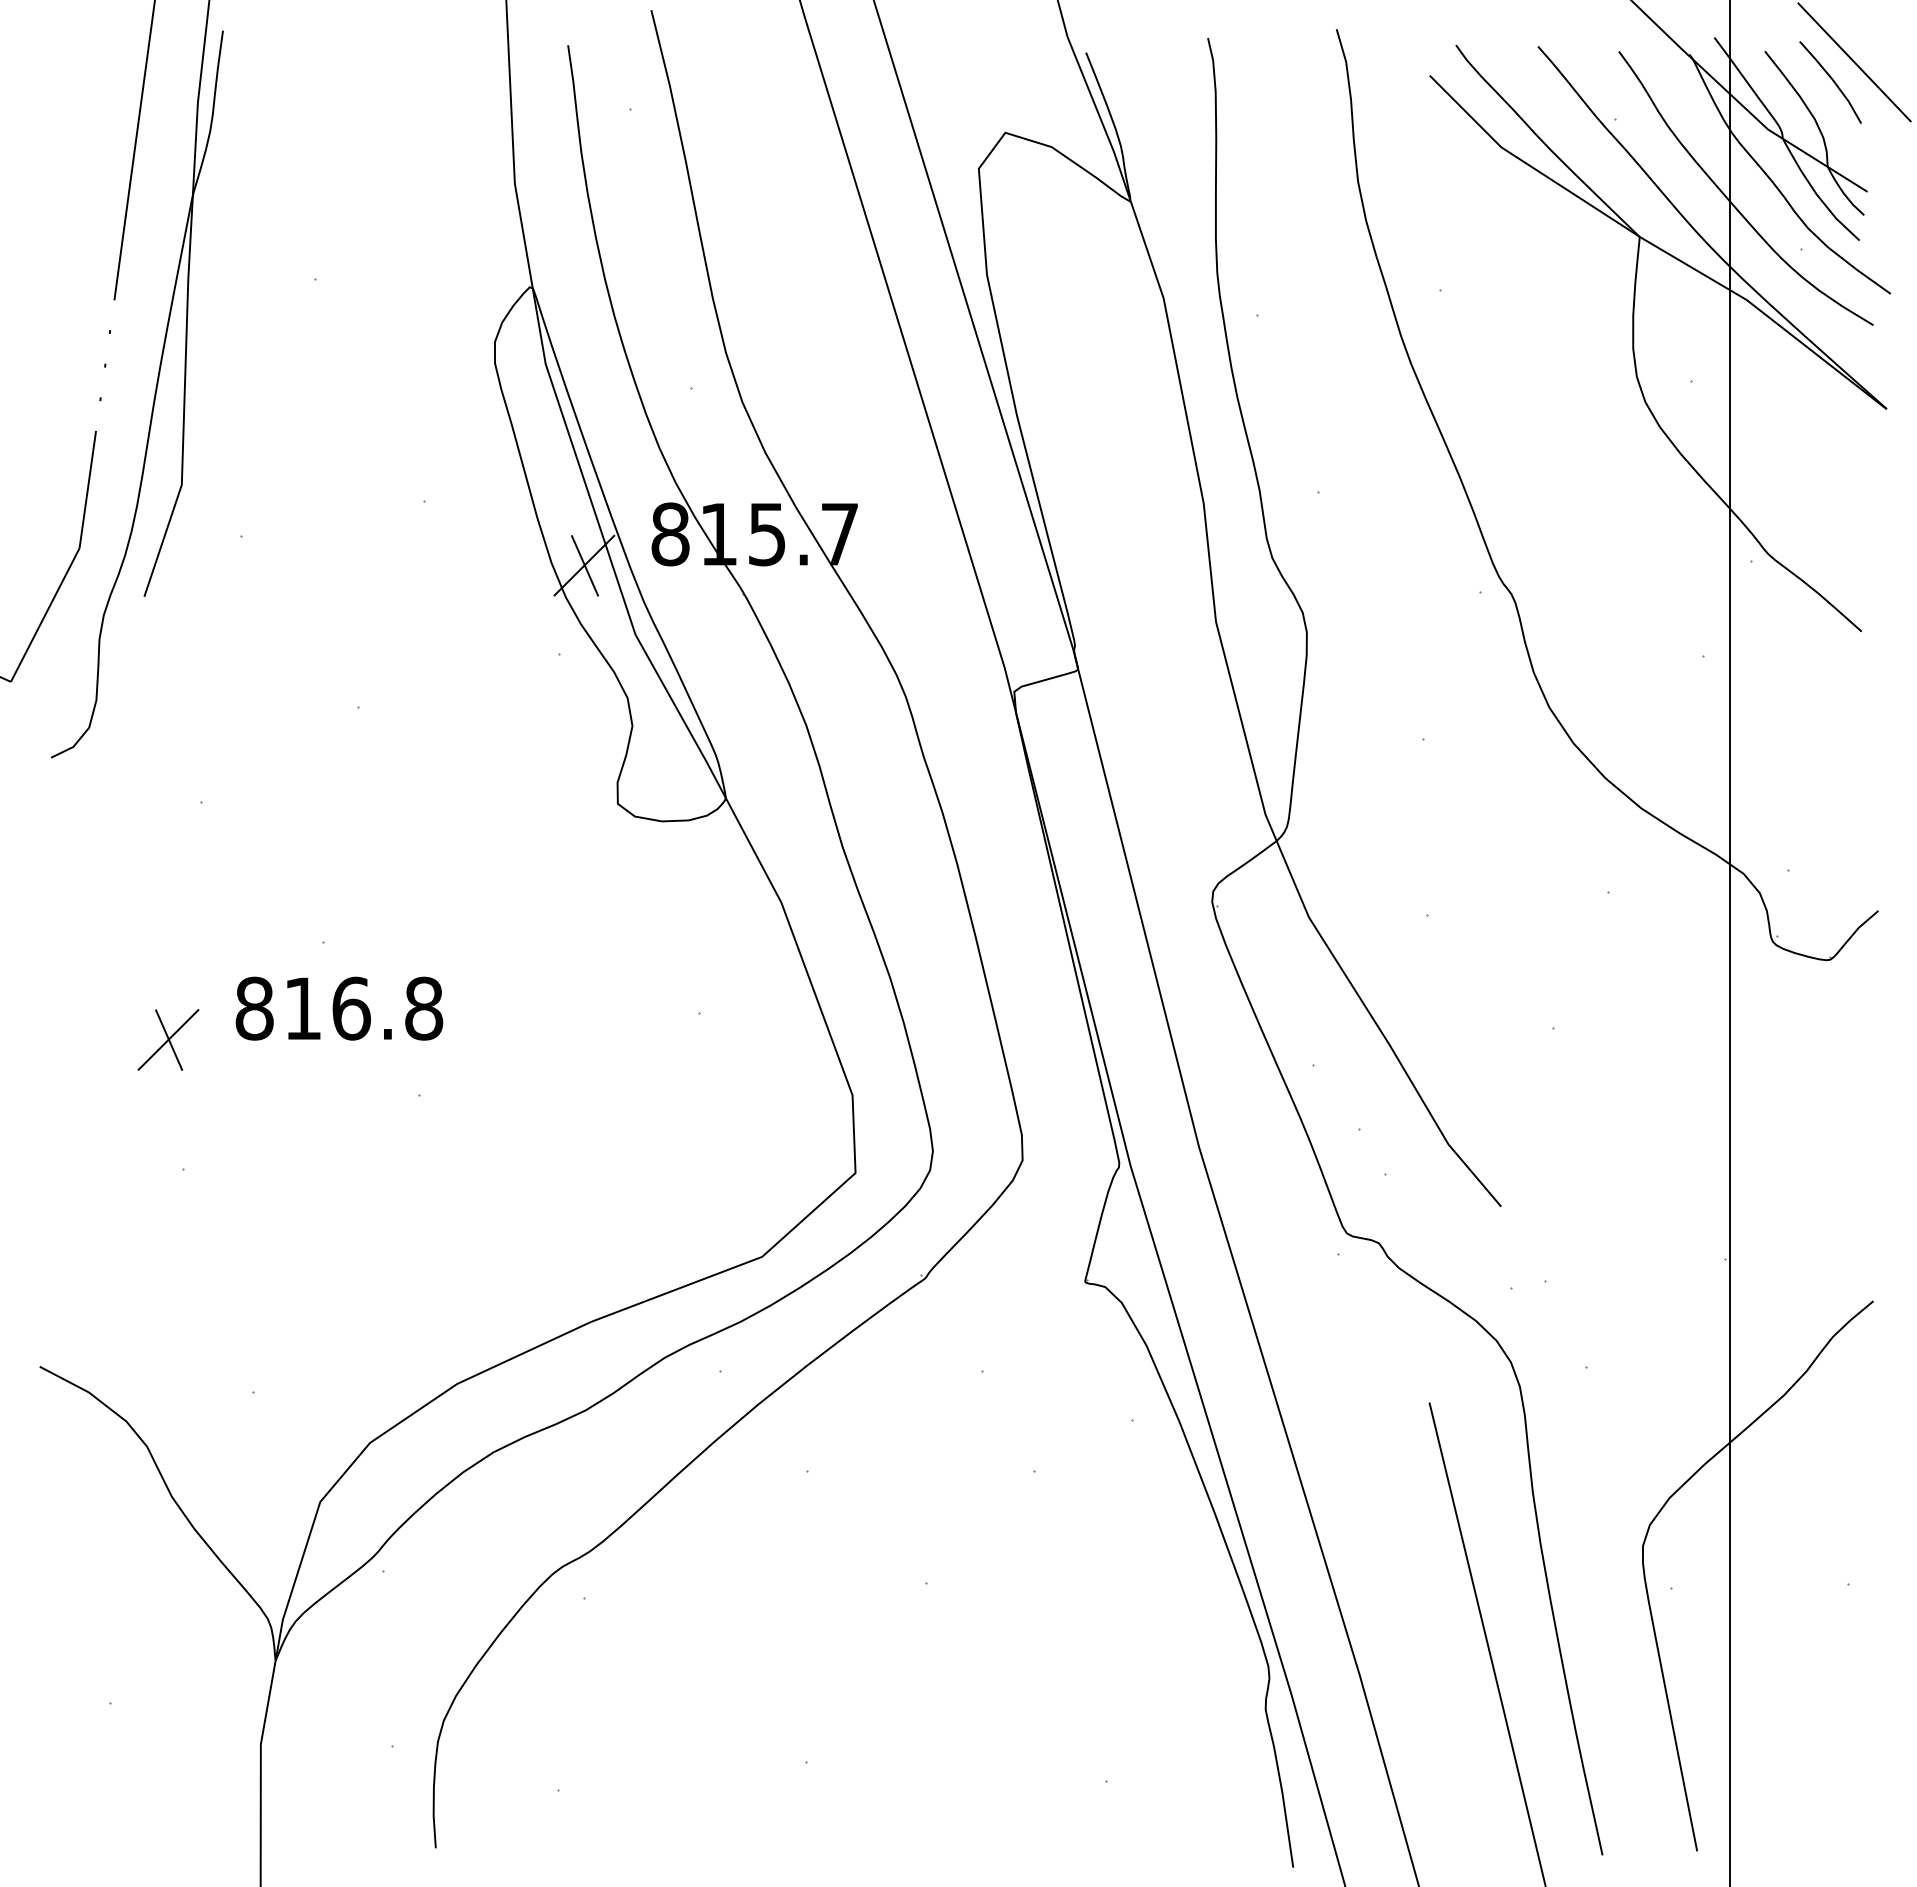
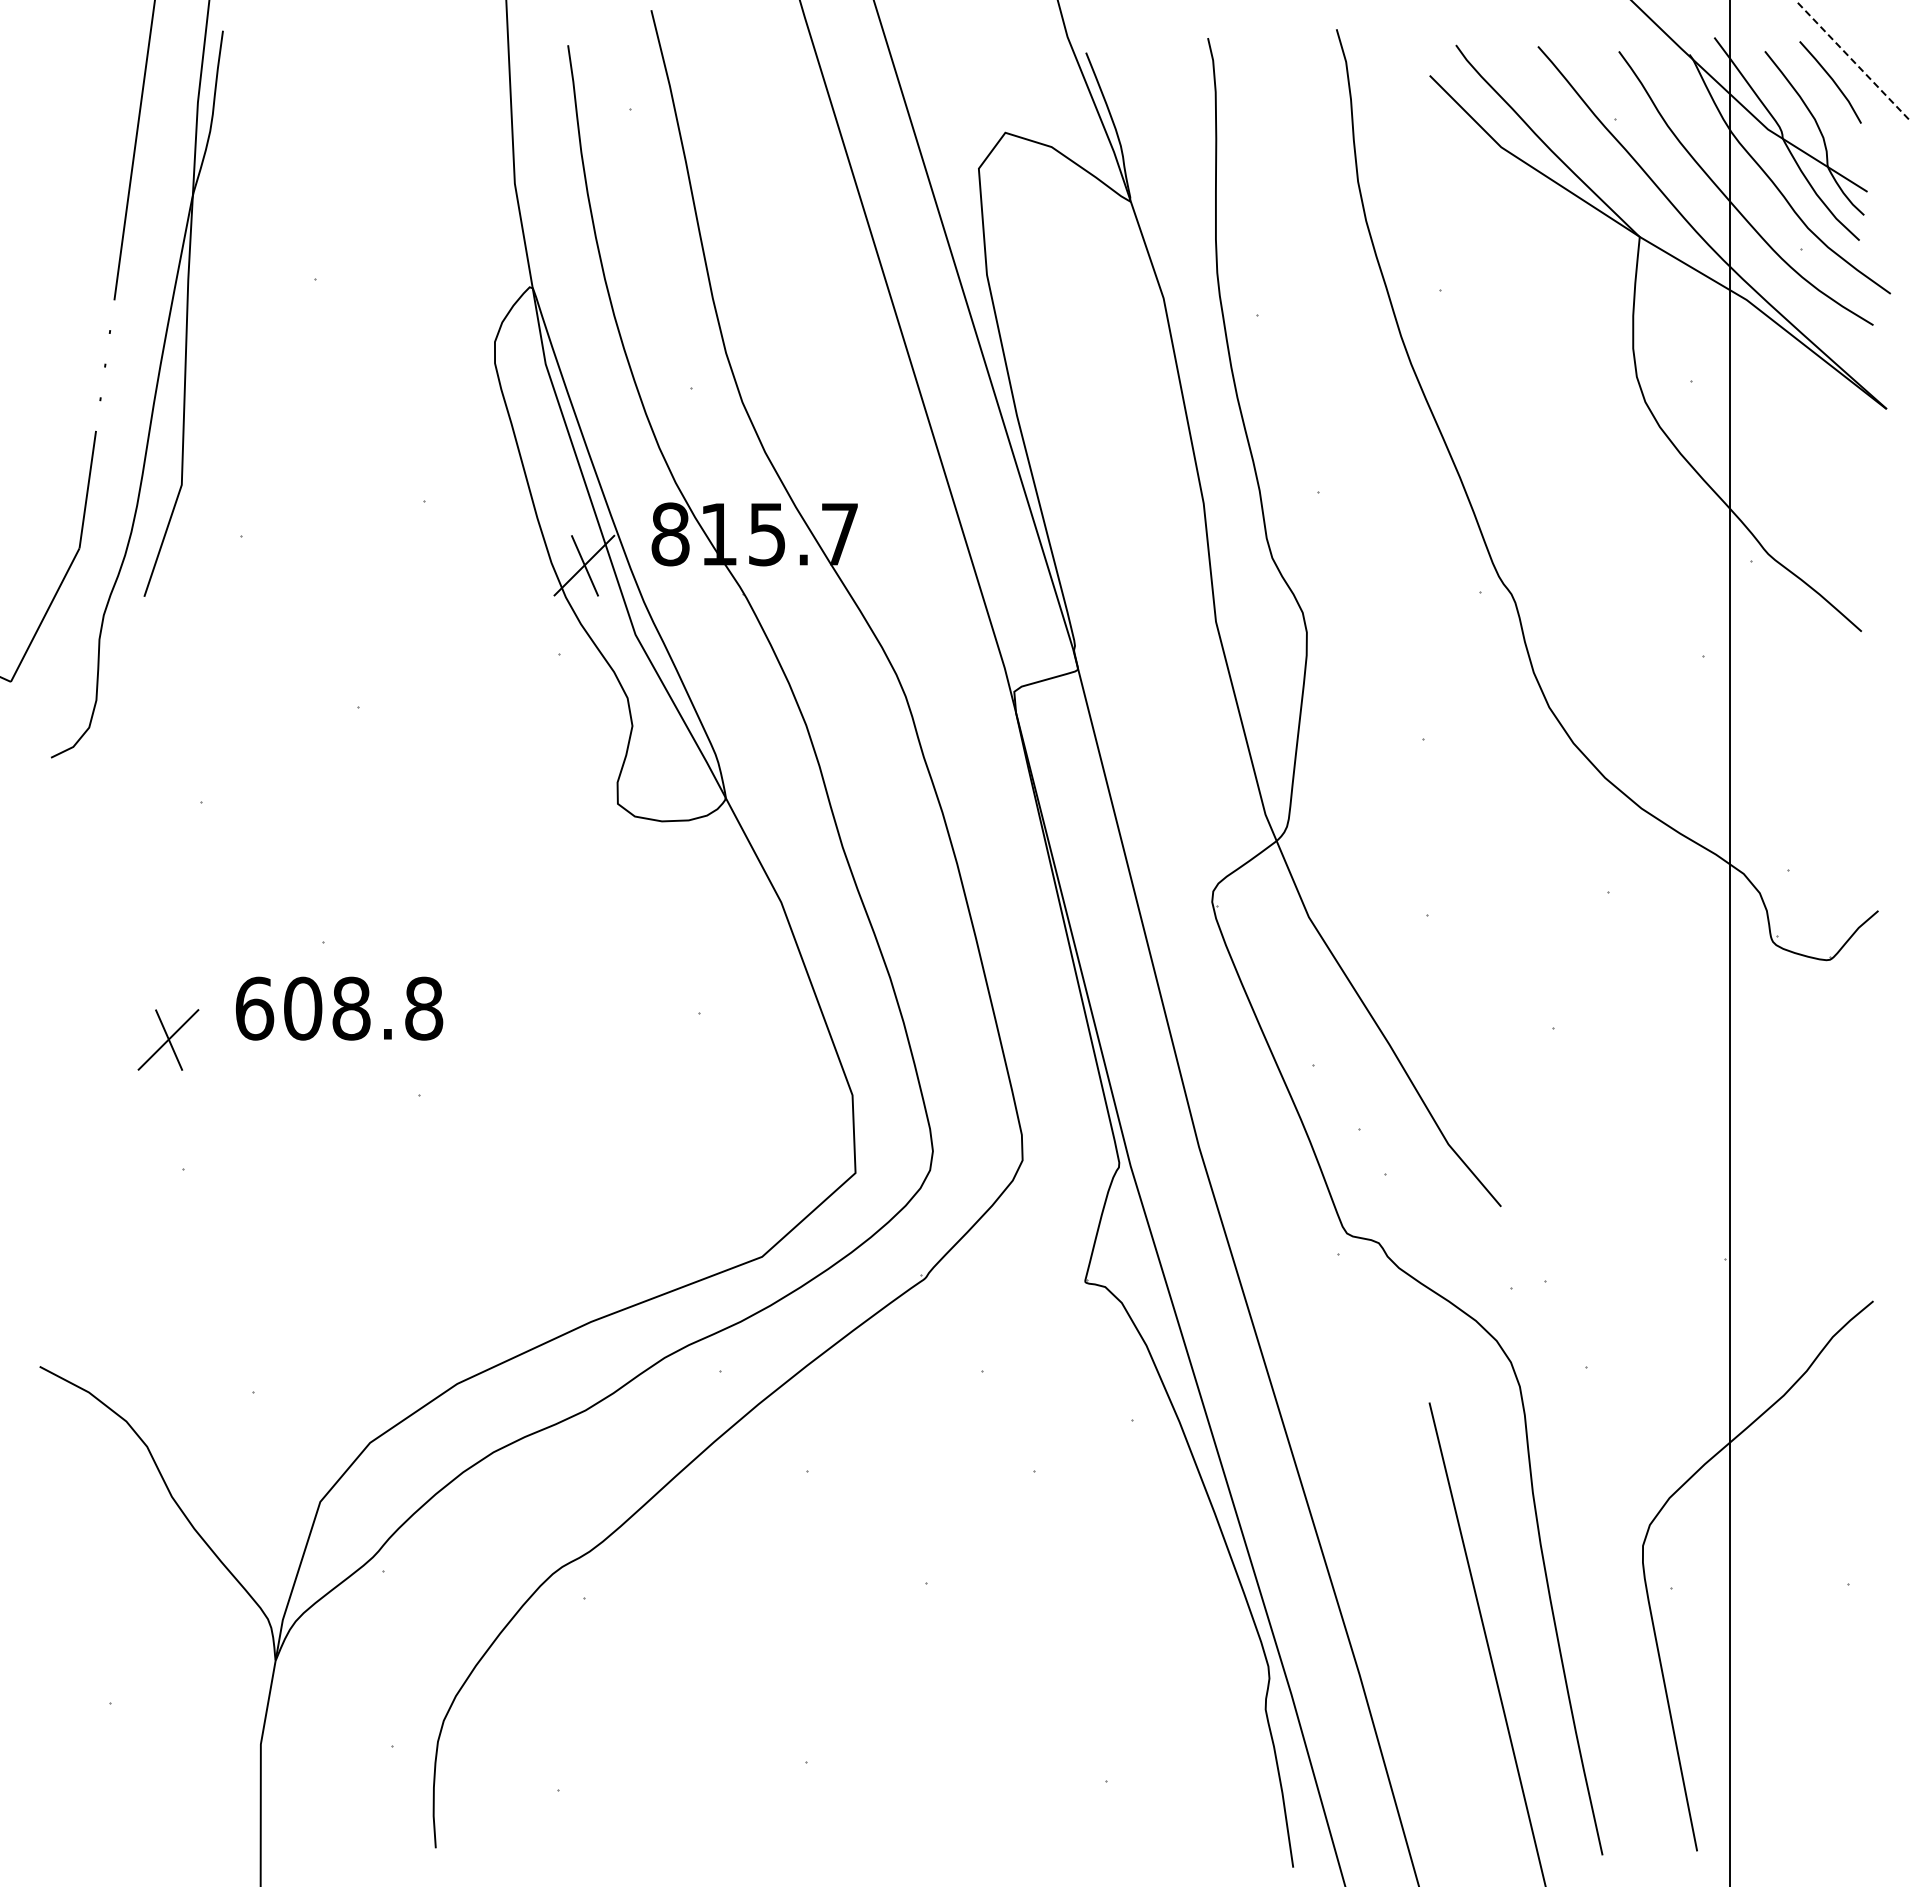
line: solid -> dashed (1854, 62)
text: 816.8 -> 608.8 (302, 1008)
